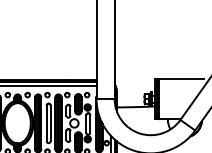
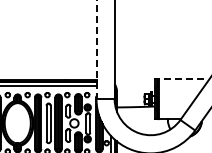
line: solid -> dashed (96, 49)
line: solid -> dashed (180, 79)
